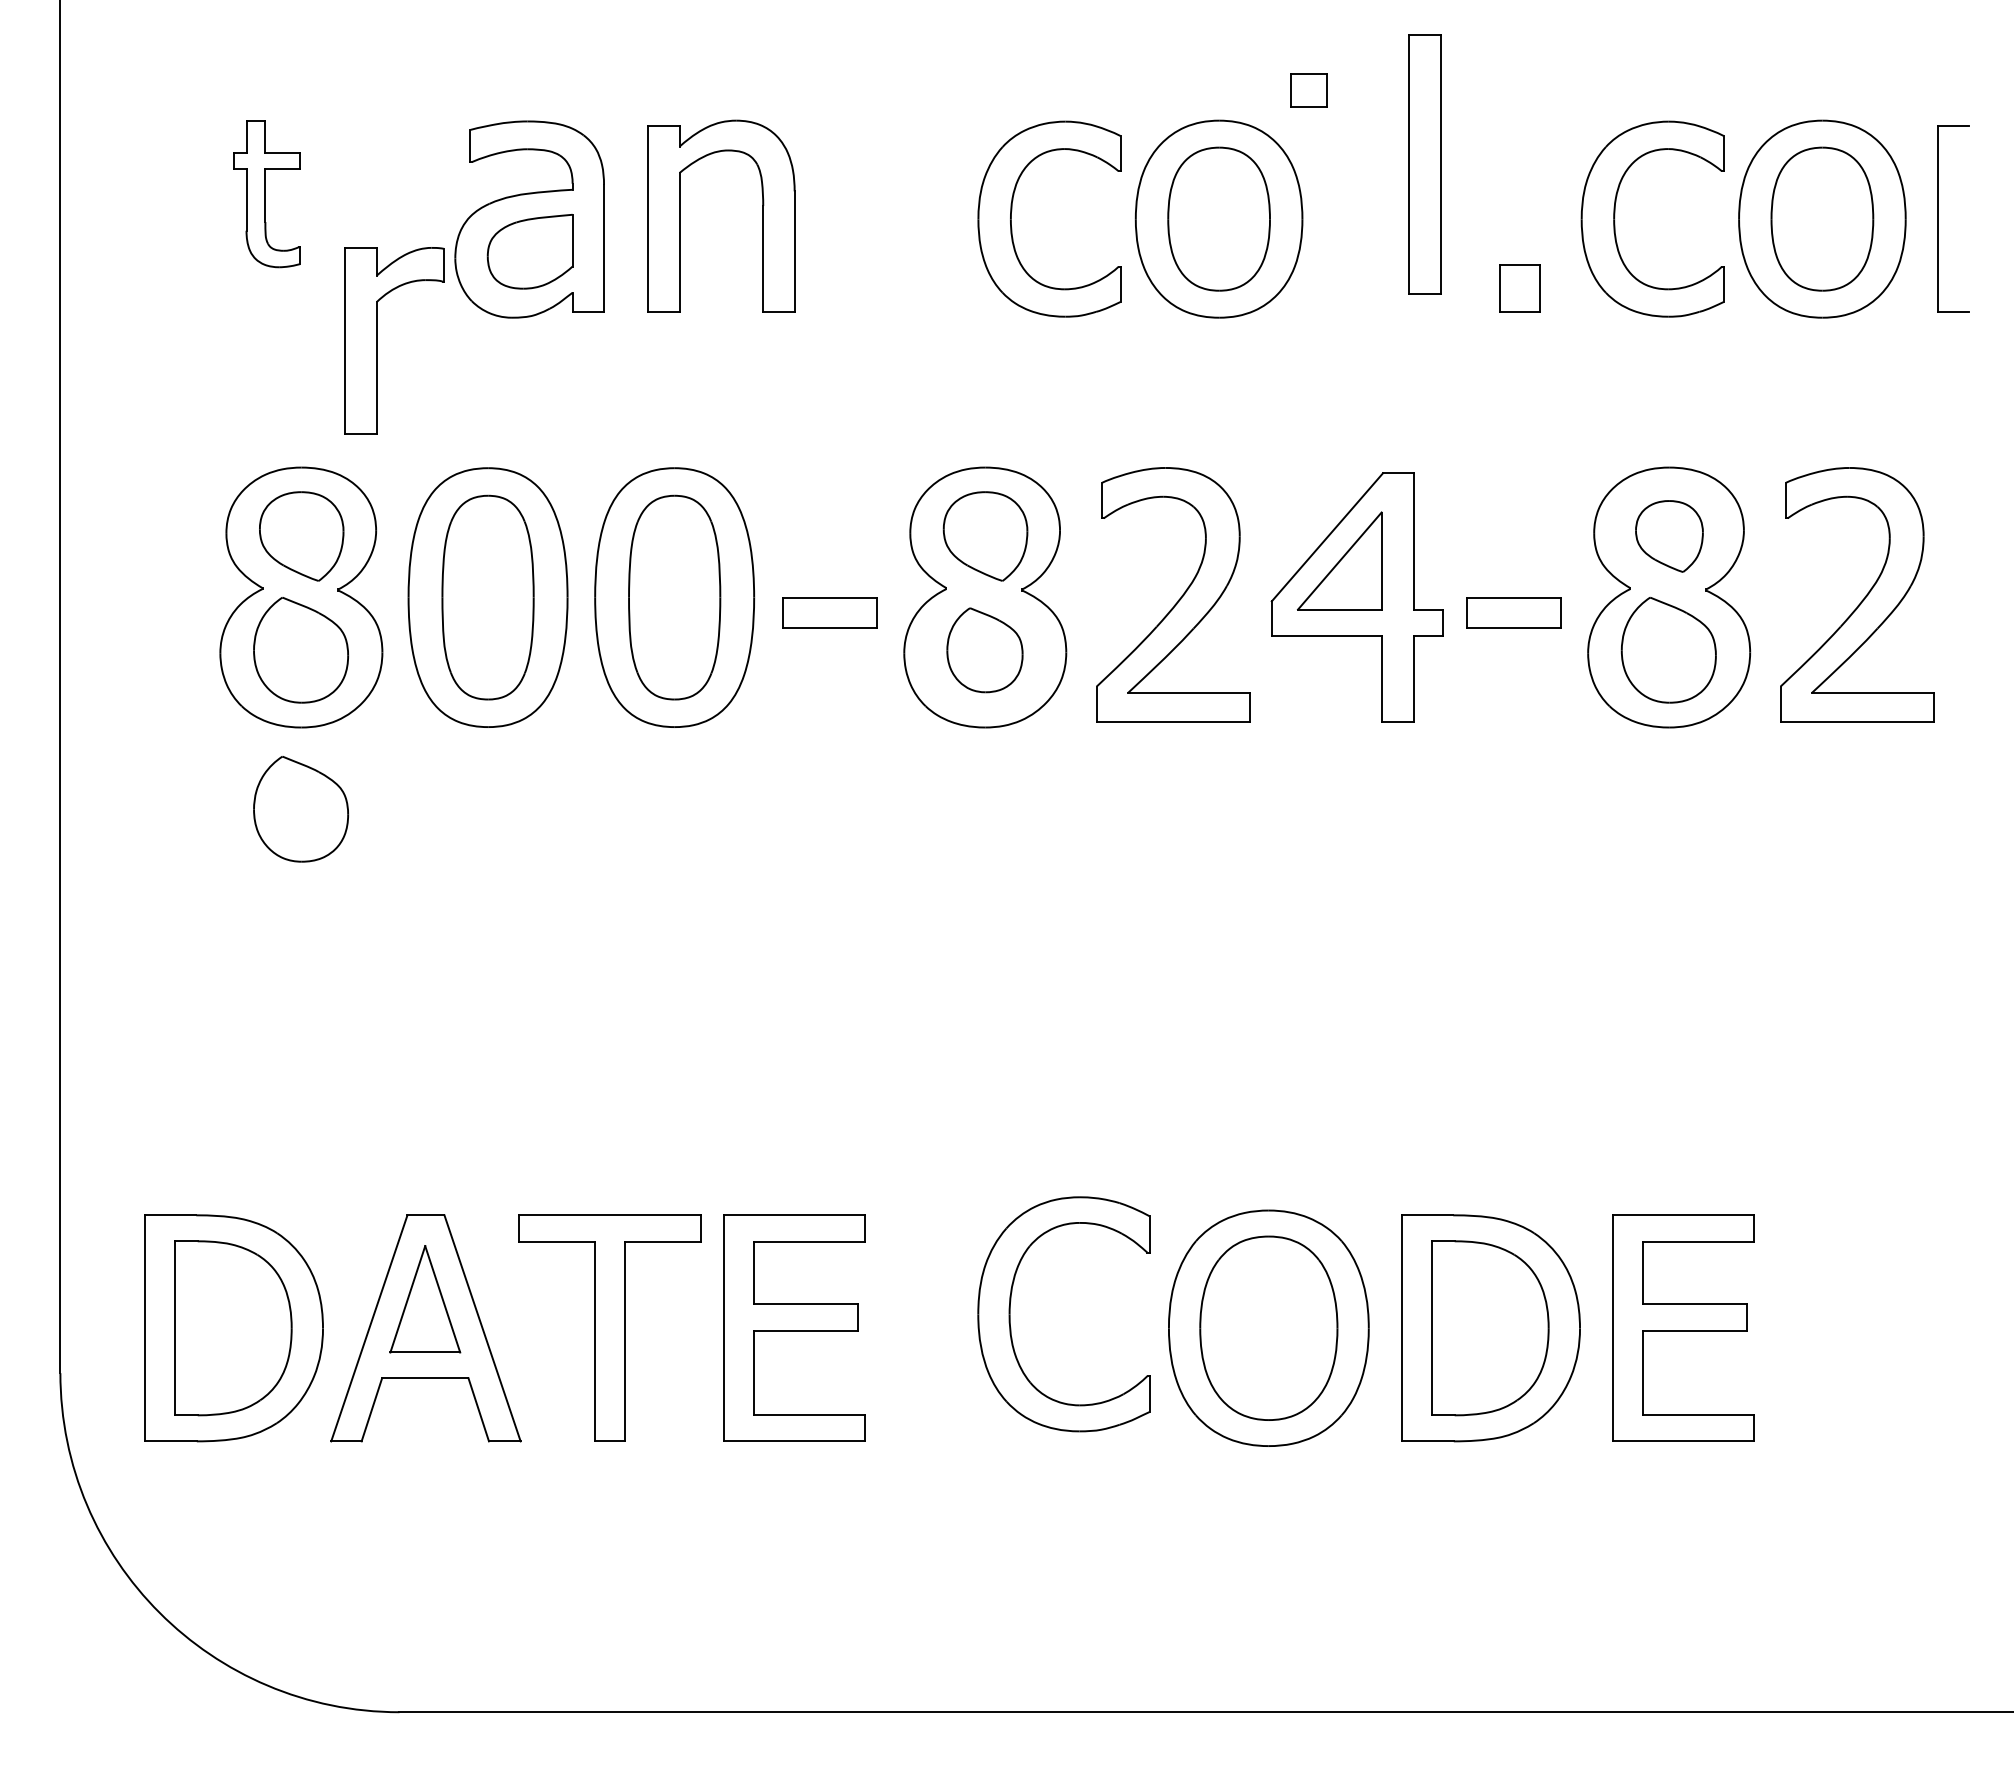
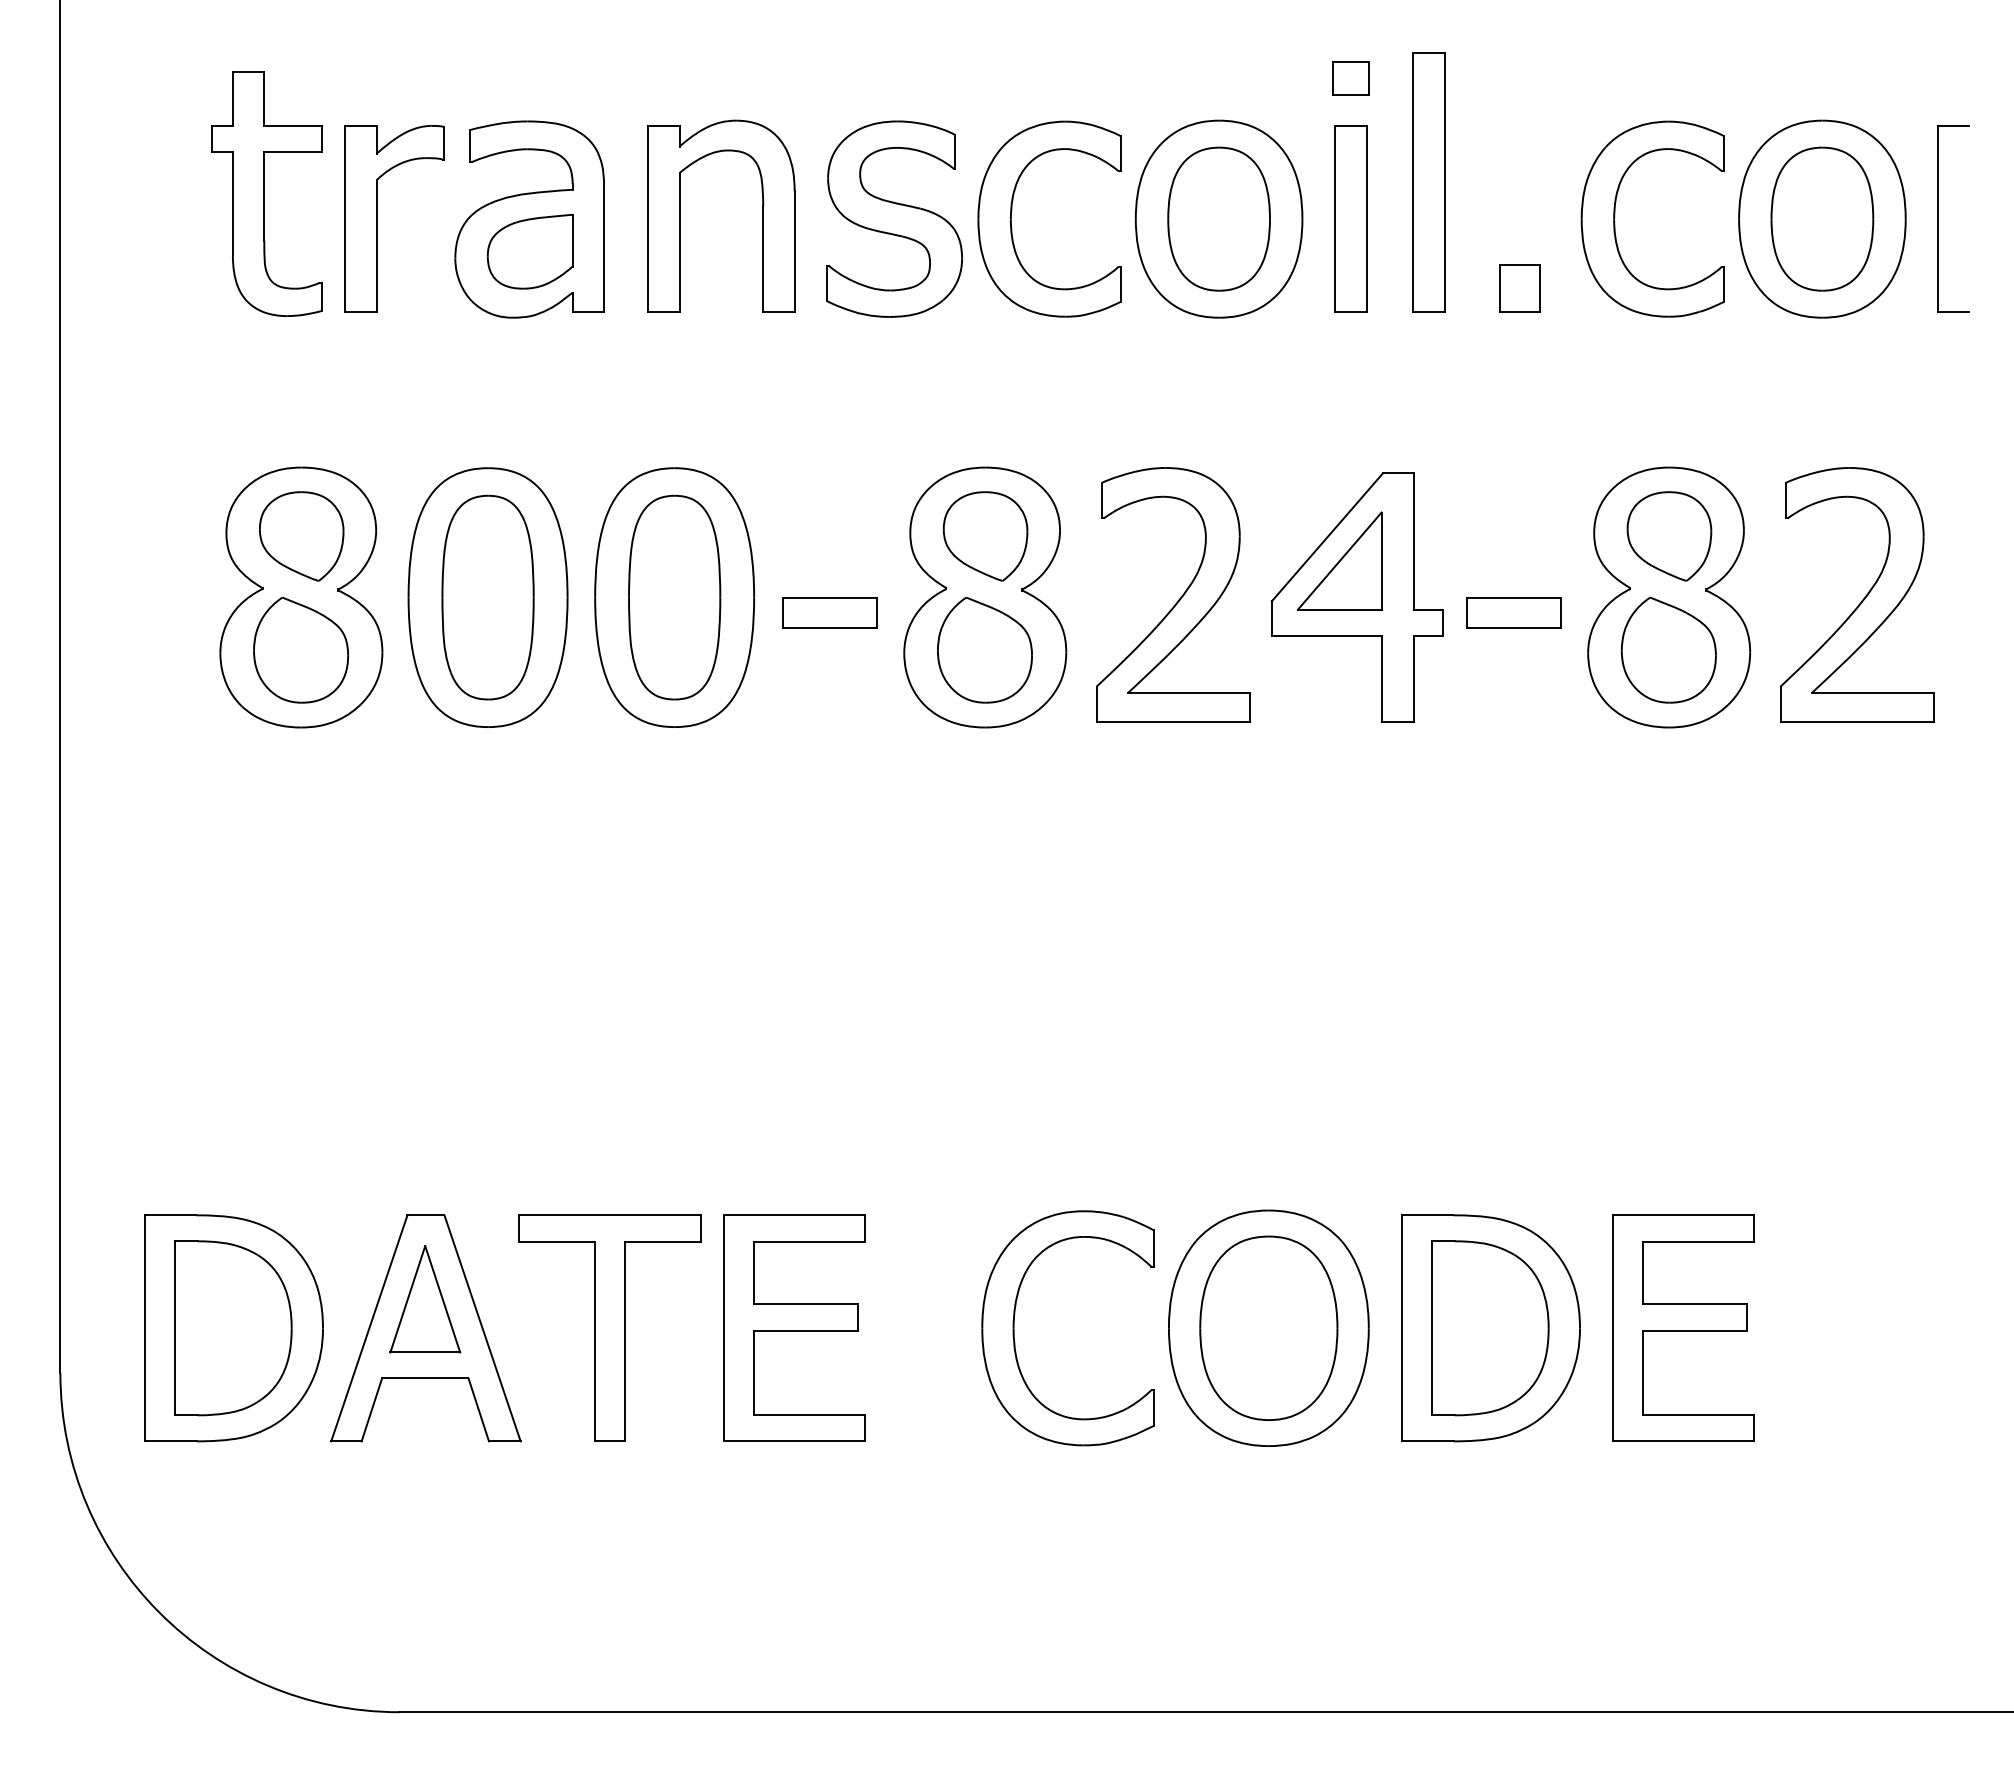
part position: (1308, 90) -> (1350, 78) (1350, 78)
part position: (1424, 164) -> (1428, 182) (1428, 182)
part size: 68x149 px -> 112x246 px (266, 193)
part: none -> present (894, 218)
part: none -> present (1350, 218)
part position: (377, 340) -> (377, 218) (377, 218)
part size: 69x73 px -> 87x91 px (1669, 536)
part size: 78x87 px -> 96x107 px (984, 650)
part: present -> none (300, 809)
part position: (1010, 1314) -> (1014, 1328) (1014, 1328)
